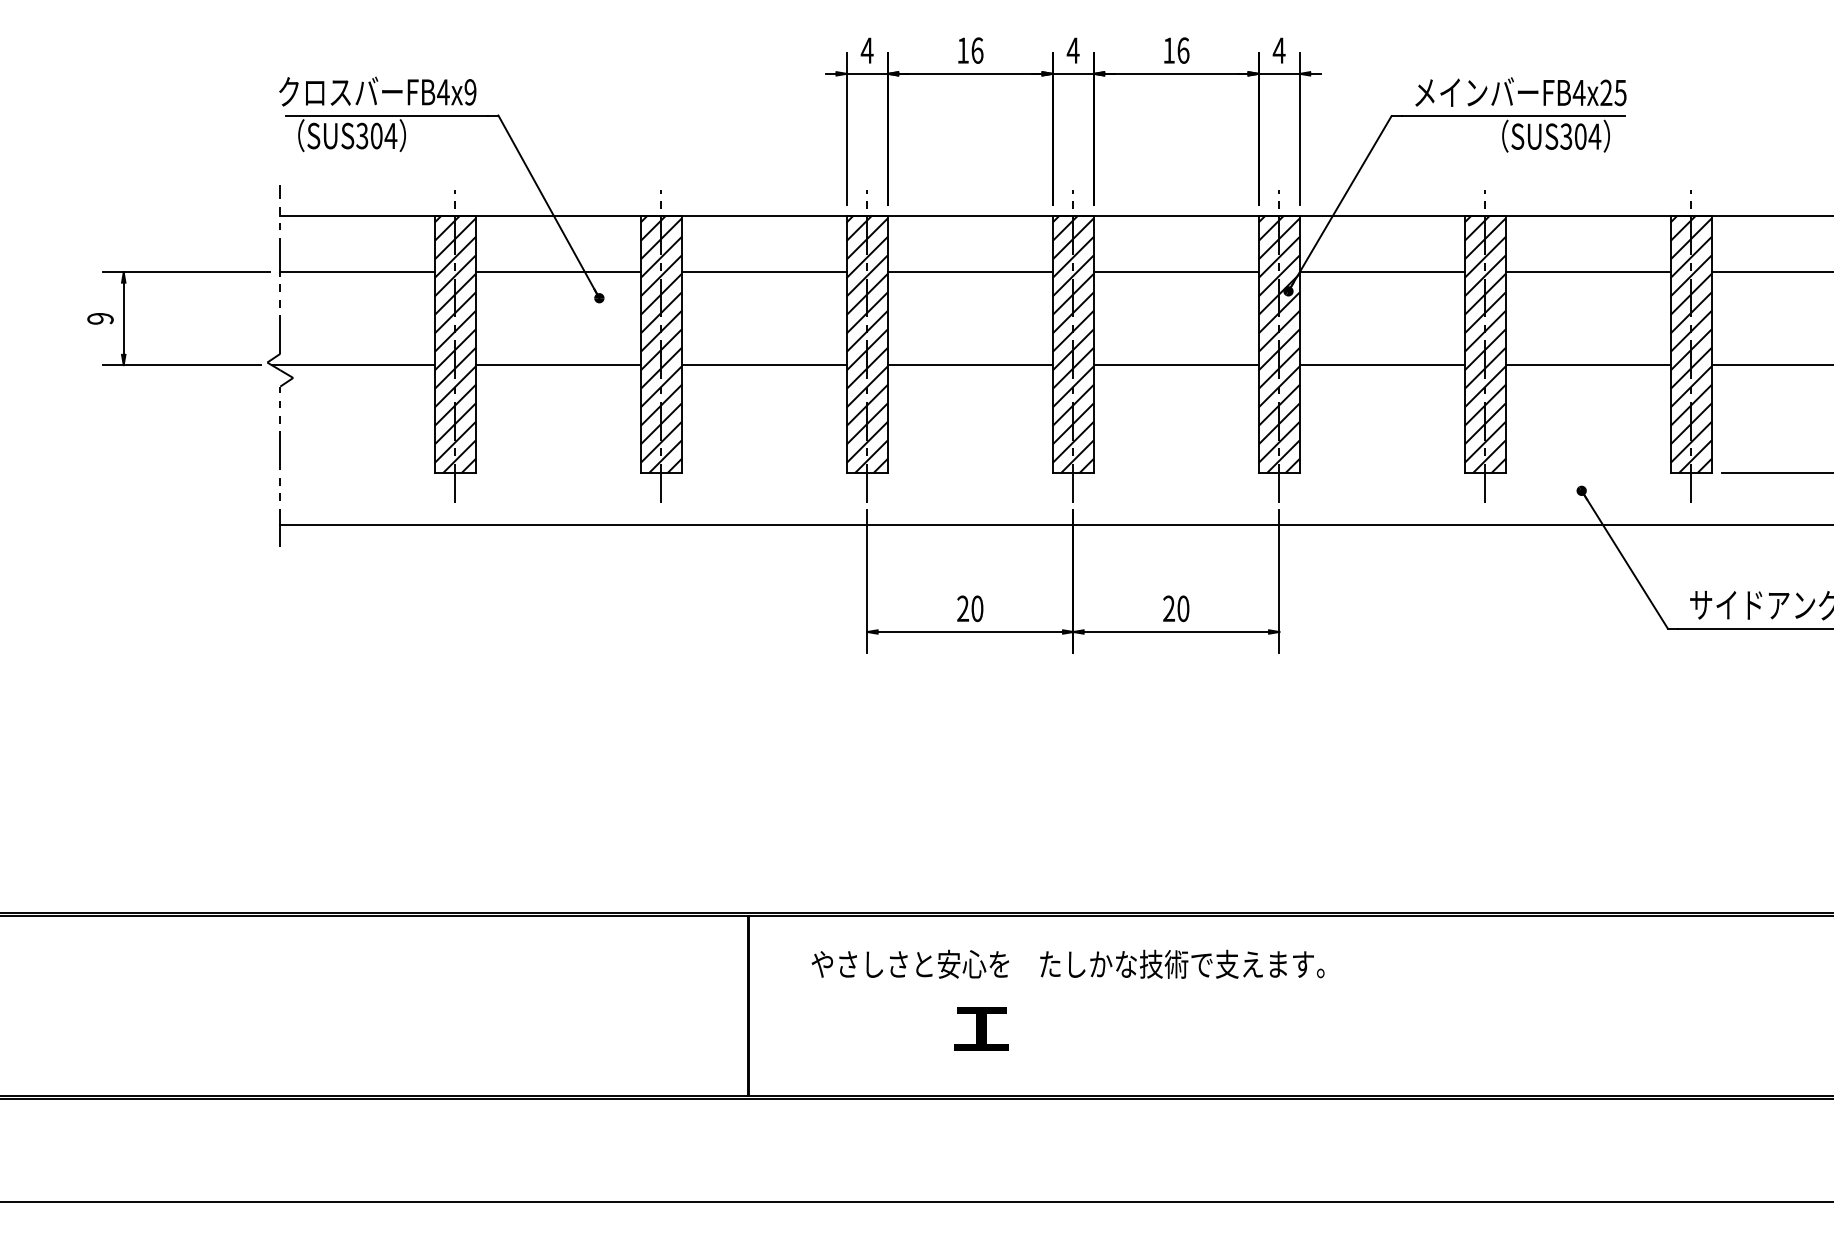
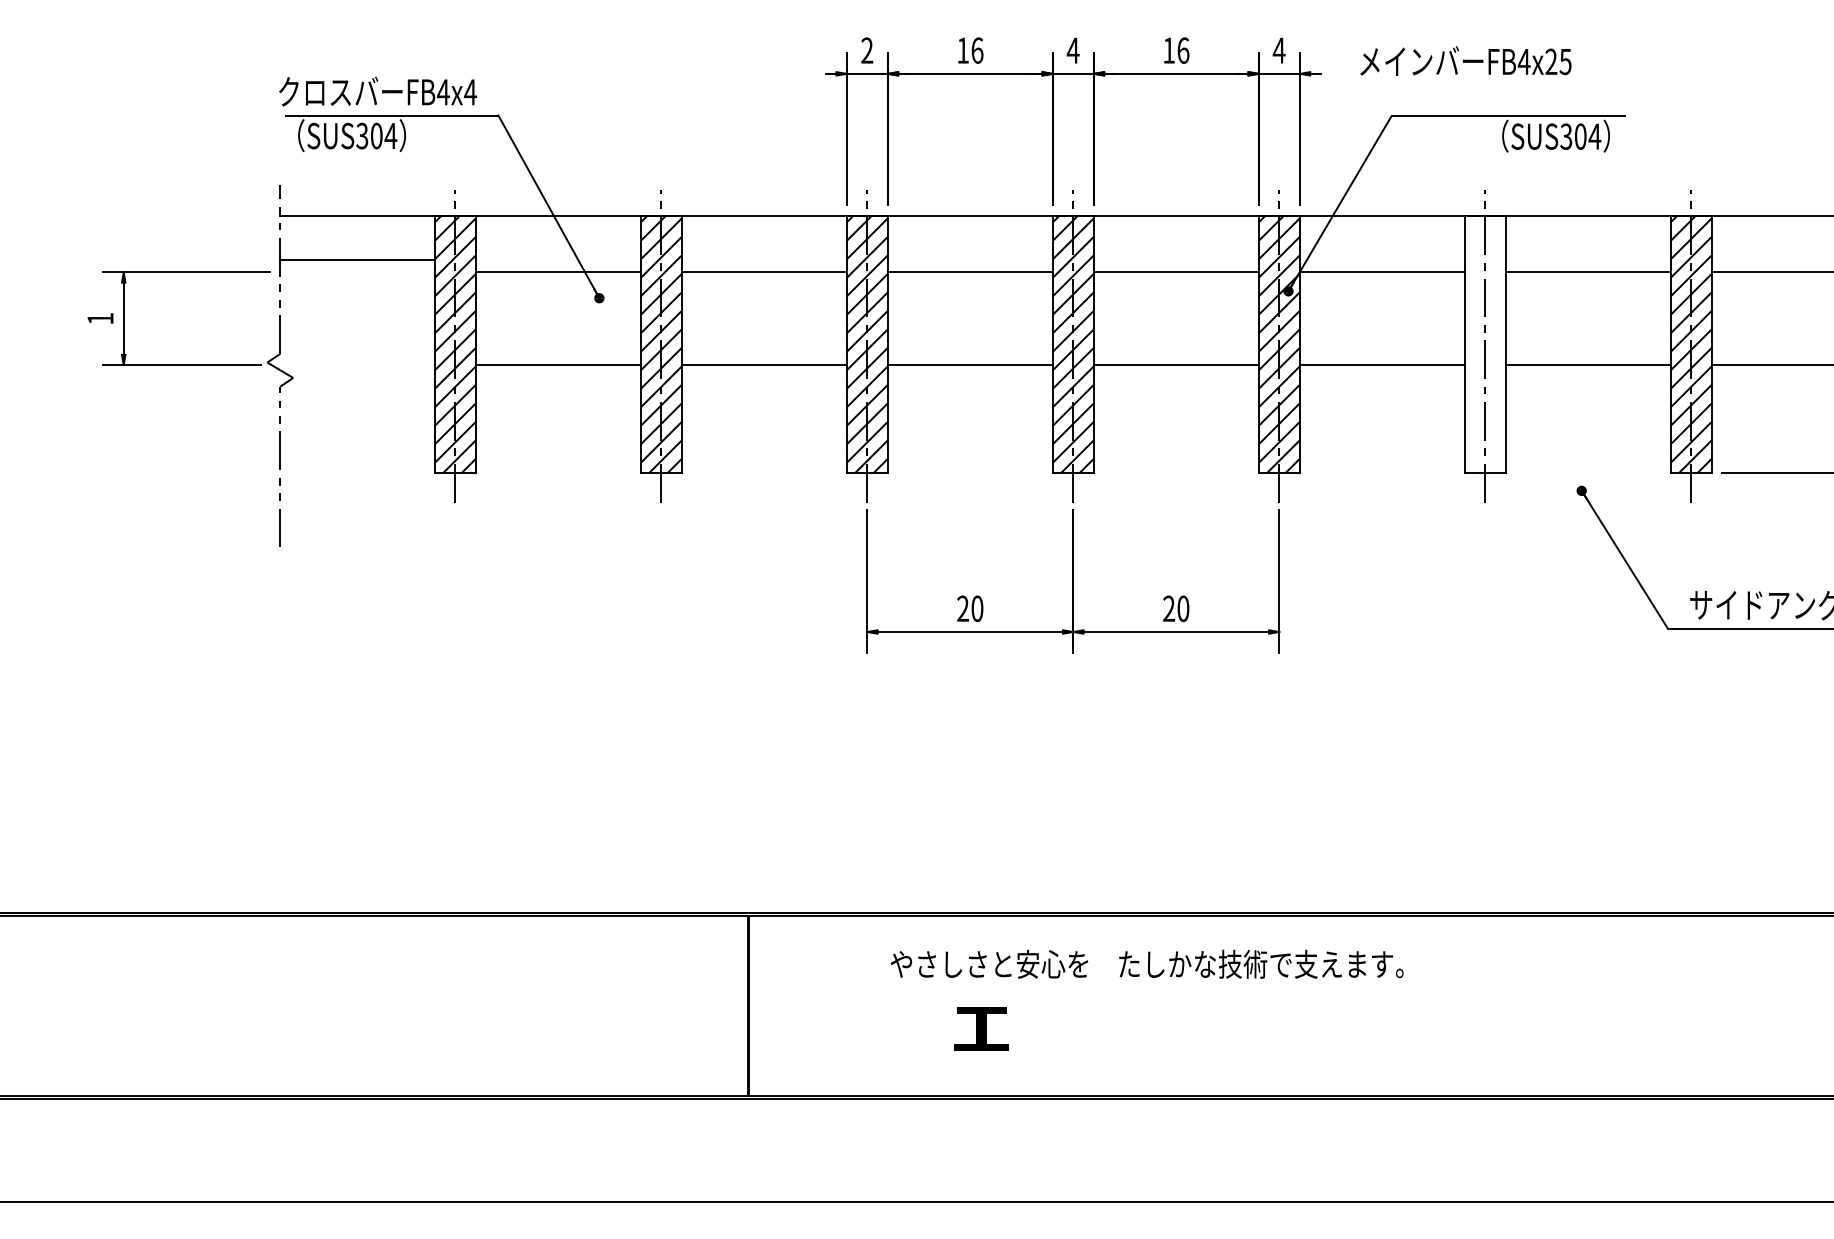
text: 4 -> 2 (866, 50)
text position: (1520, 91) -> (1465, 60) (1465, 60)
text: FB4x9 -> FB4x4 (470, 92)
line position: (357, 272) -> (357, 260) (357, 260)
text: 9 -> 1 (100, 318)
hatch: present -> none (1484, 344)
line: present -> none (352, 365)
line: present -> none (1055, 524)
text position: (1067, 963) -> (1146, 963) (1146, 963)
